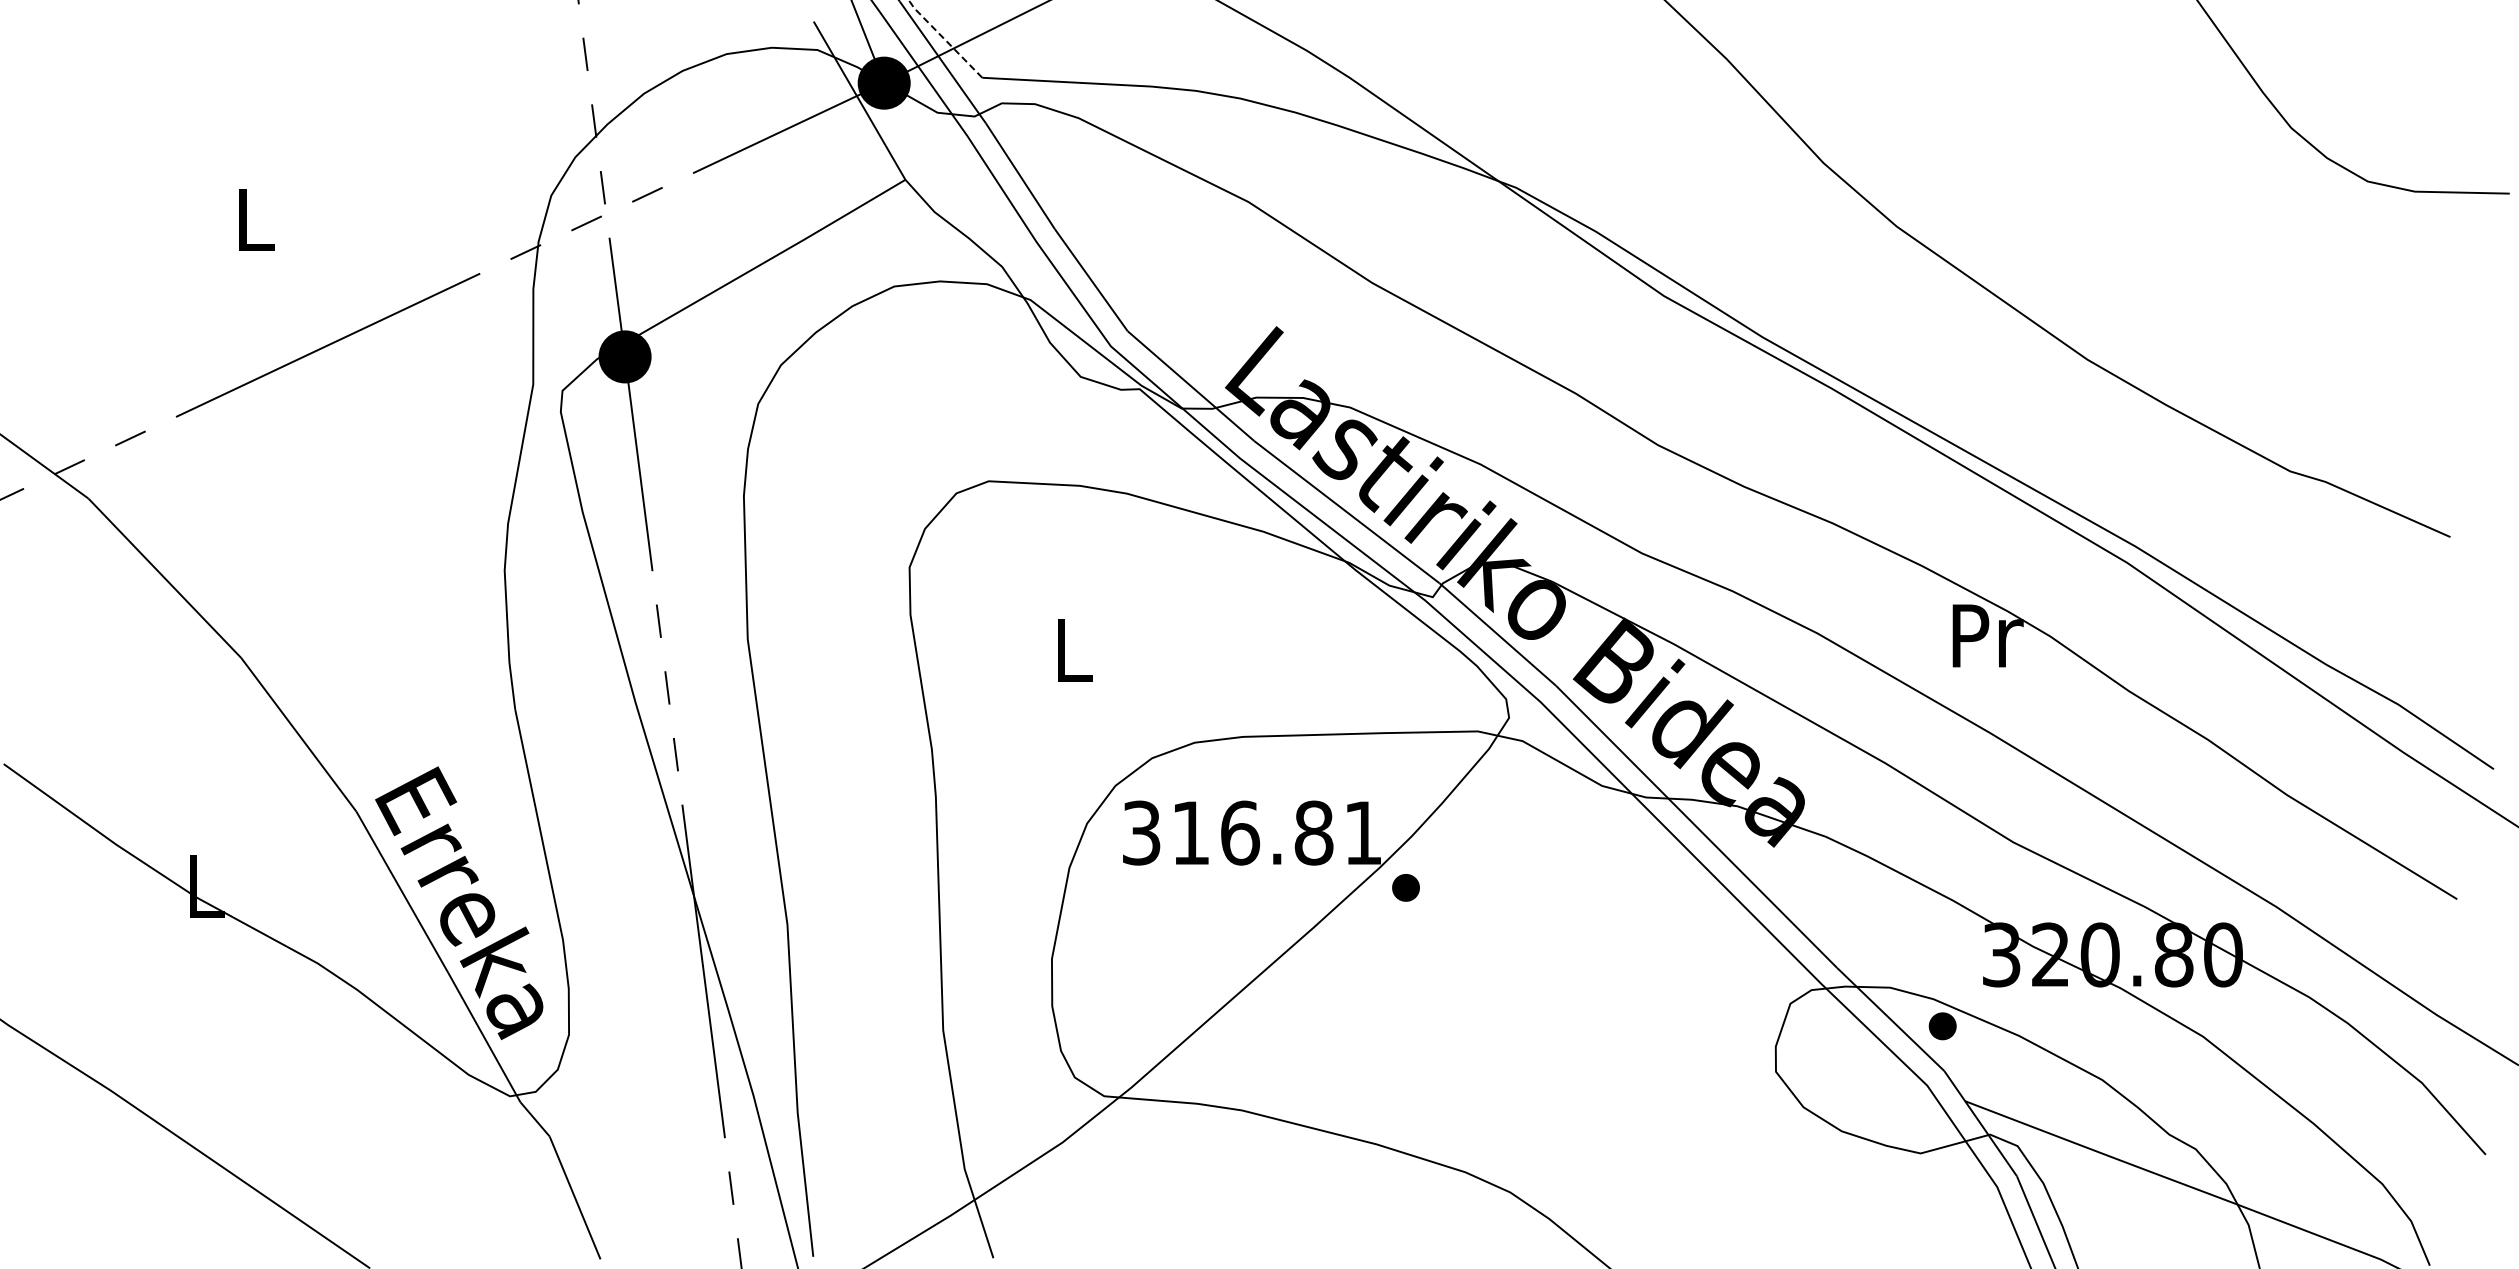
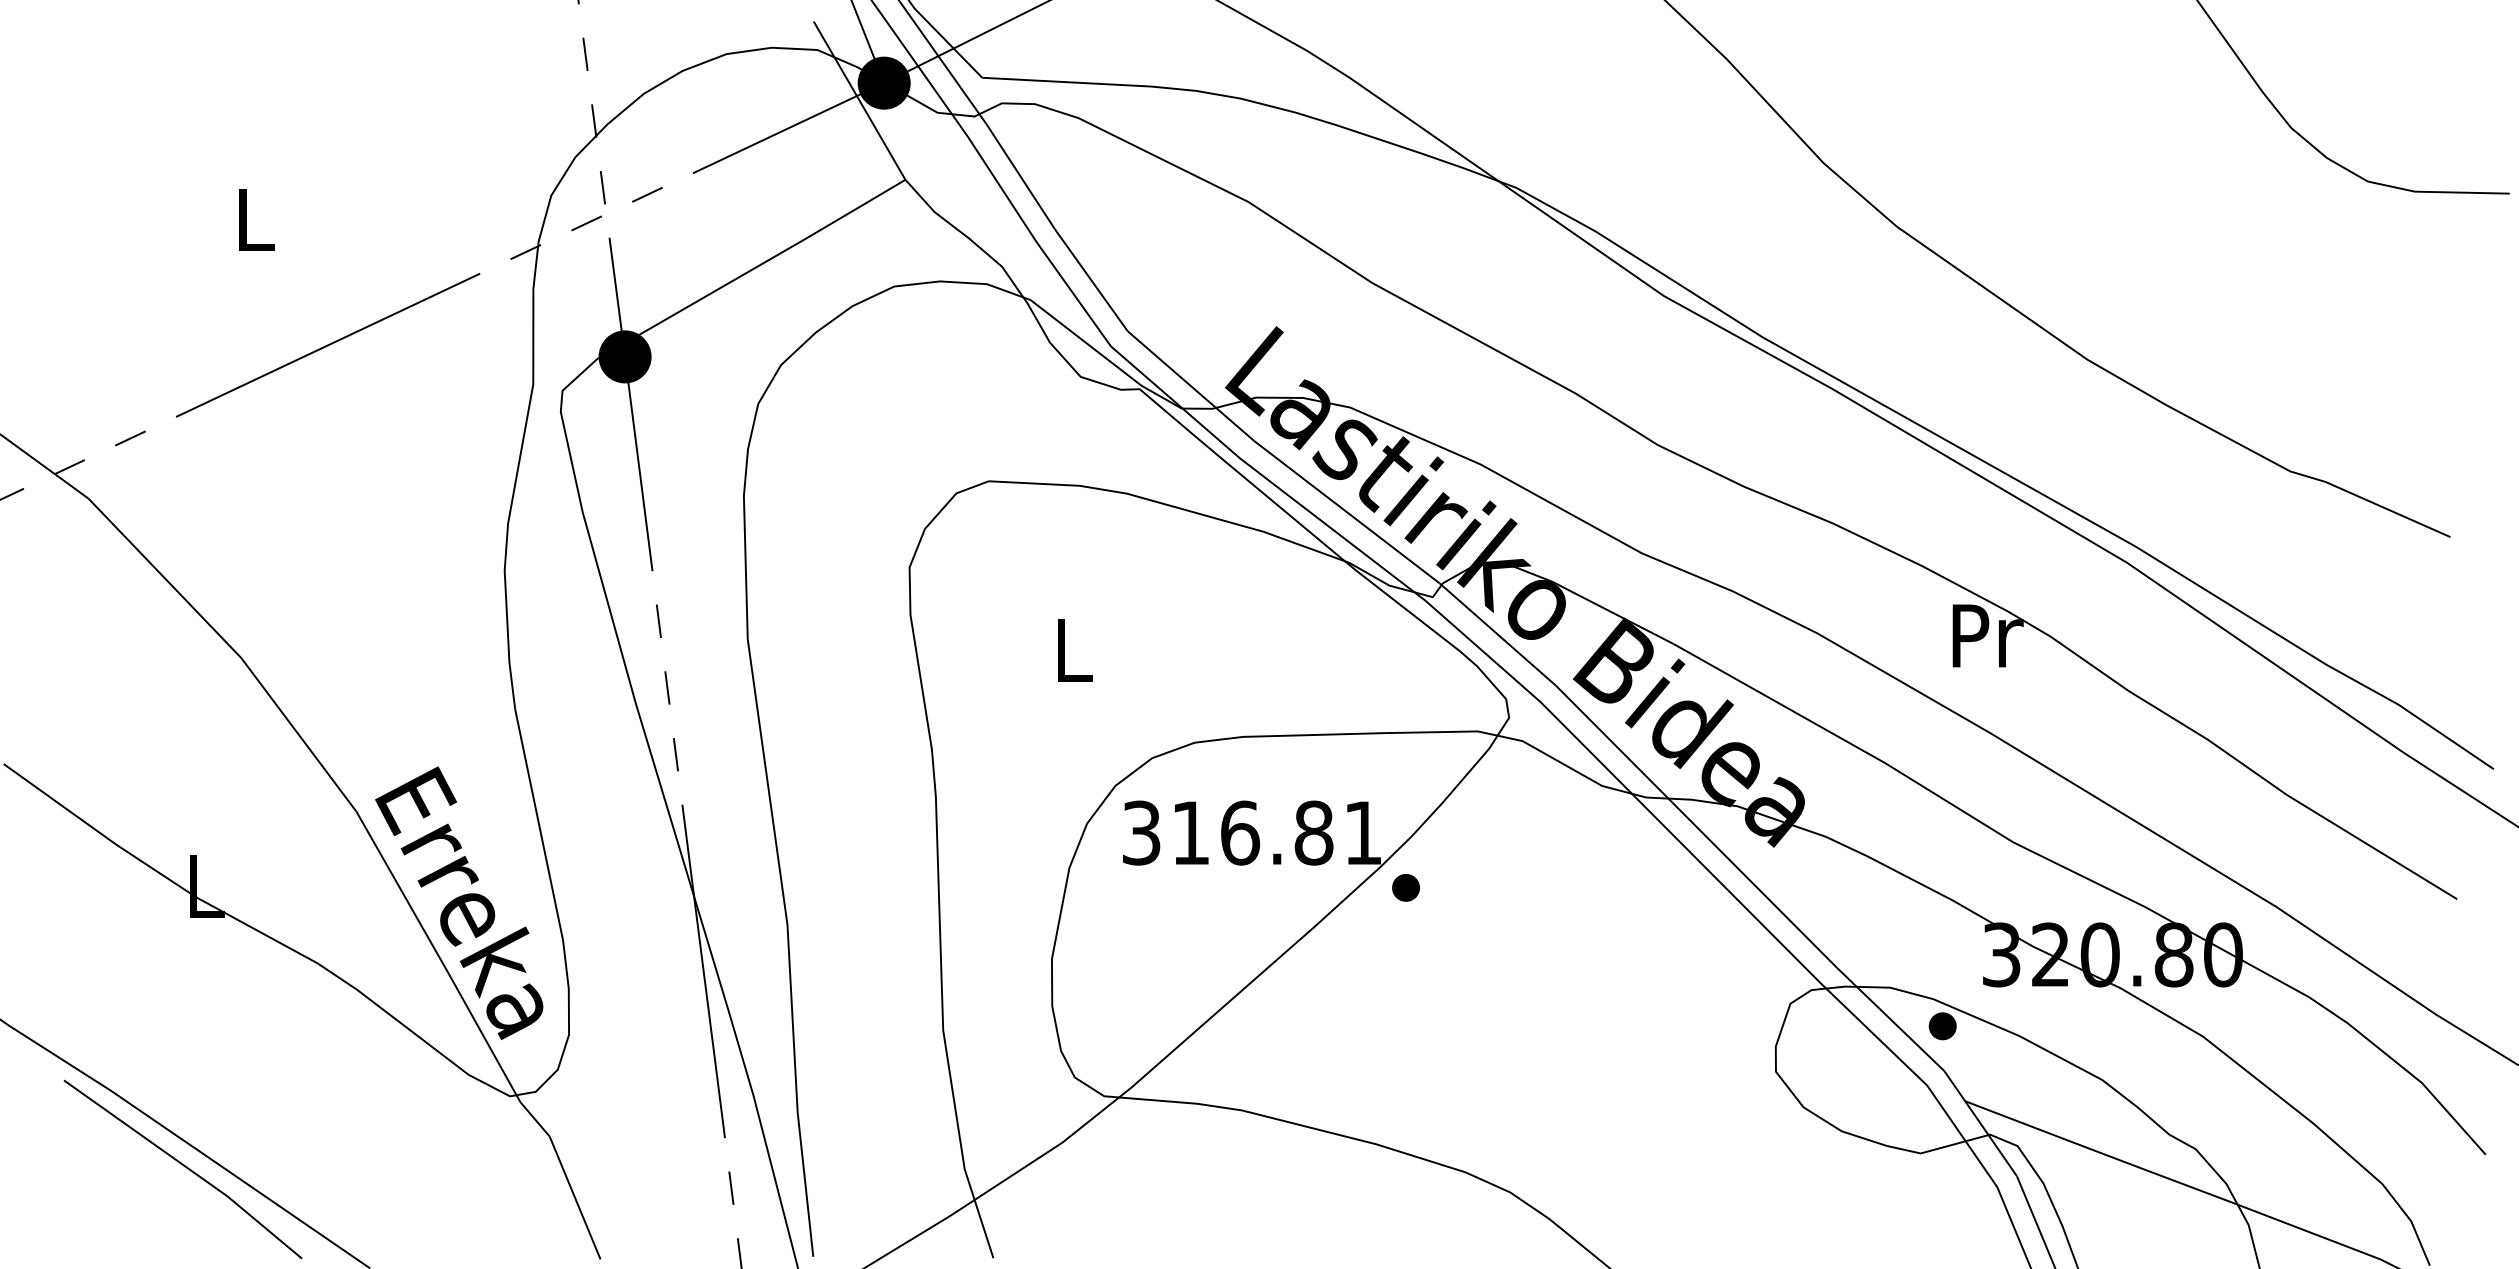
line: dashed -> solid (944, 38)
line: none -> present (183, 1166)
